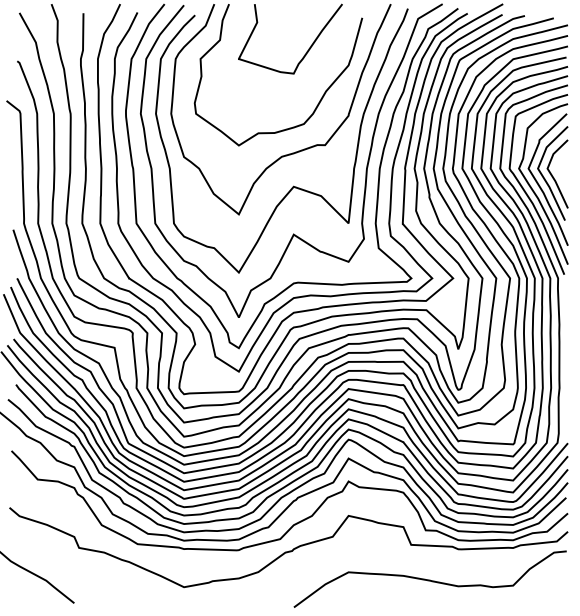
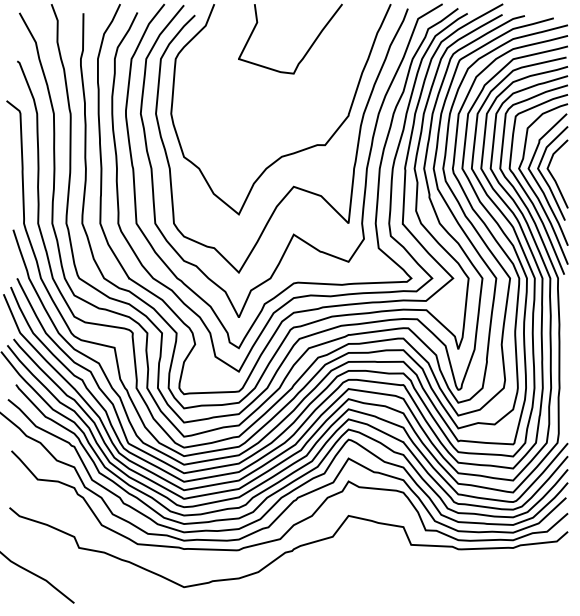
curve: present -> none (320, 98)
curve: present -> none (429, 579)
